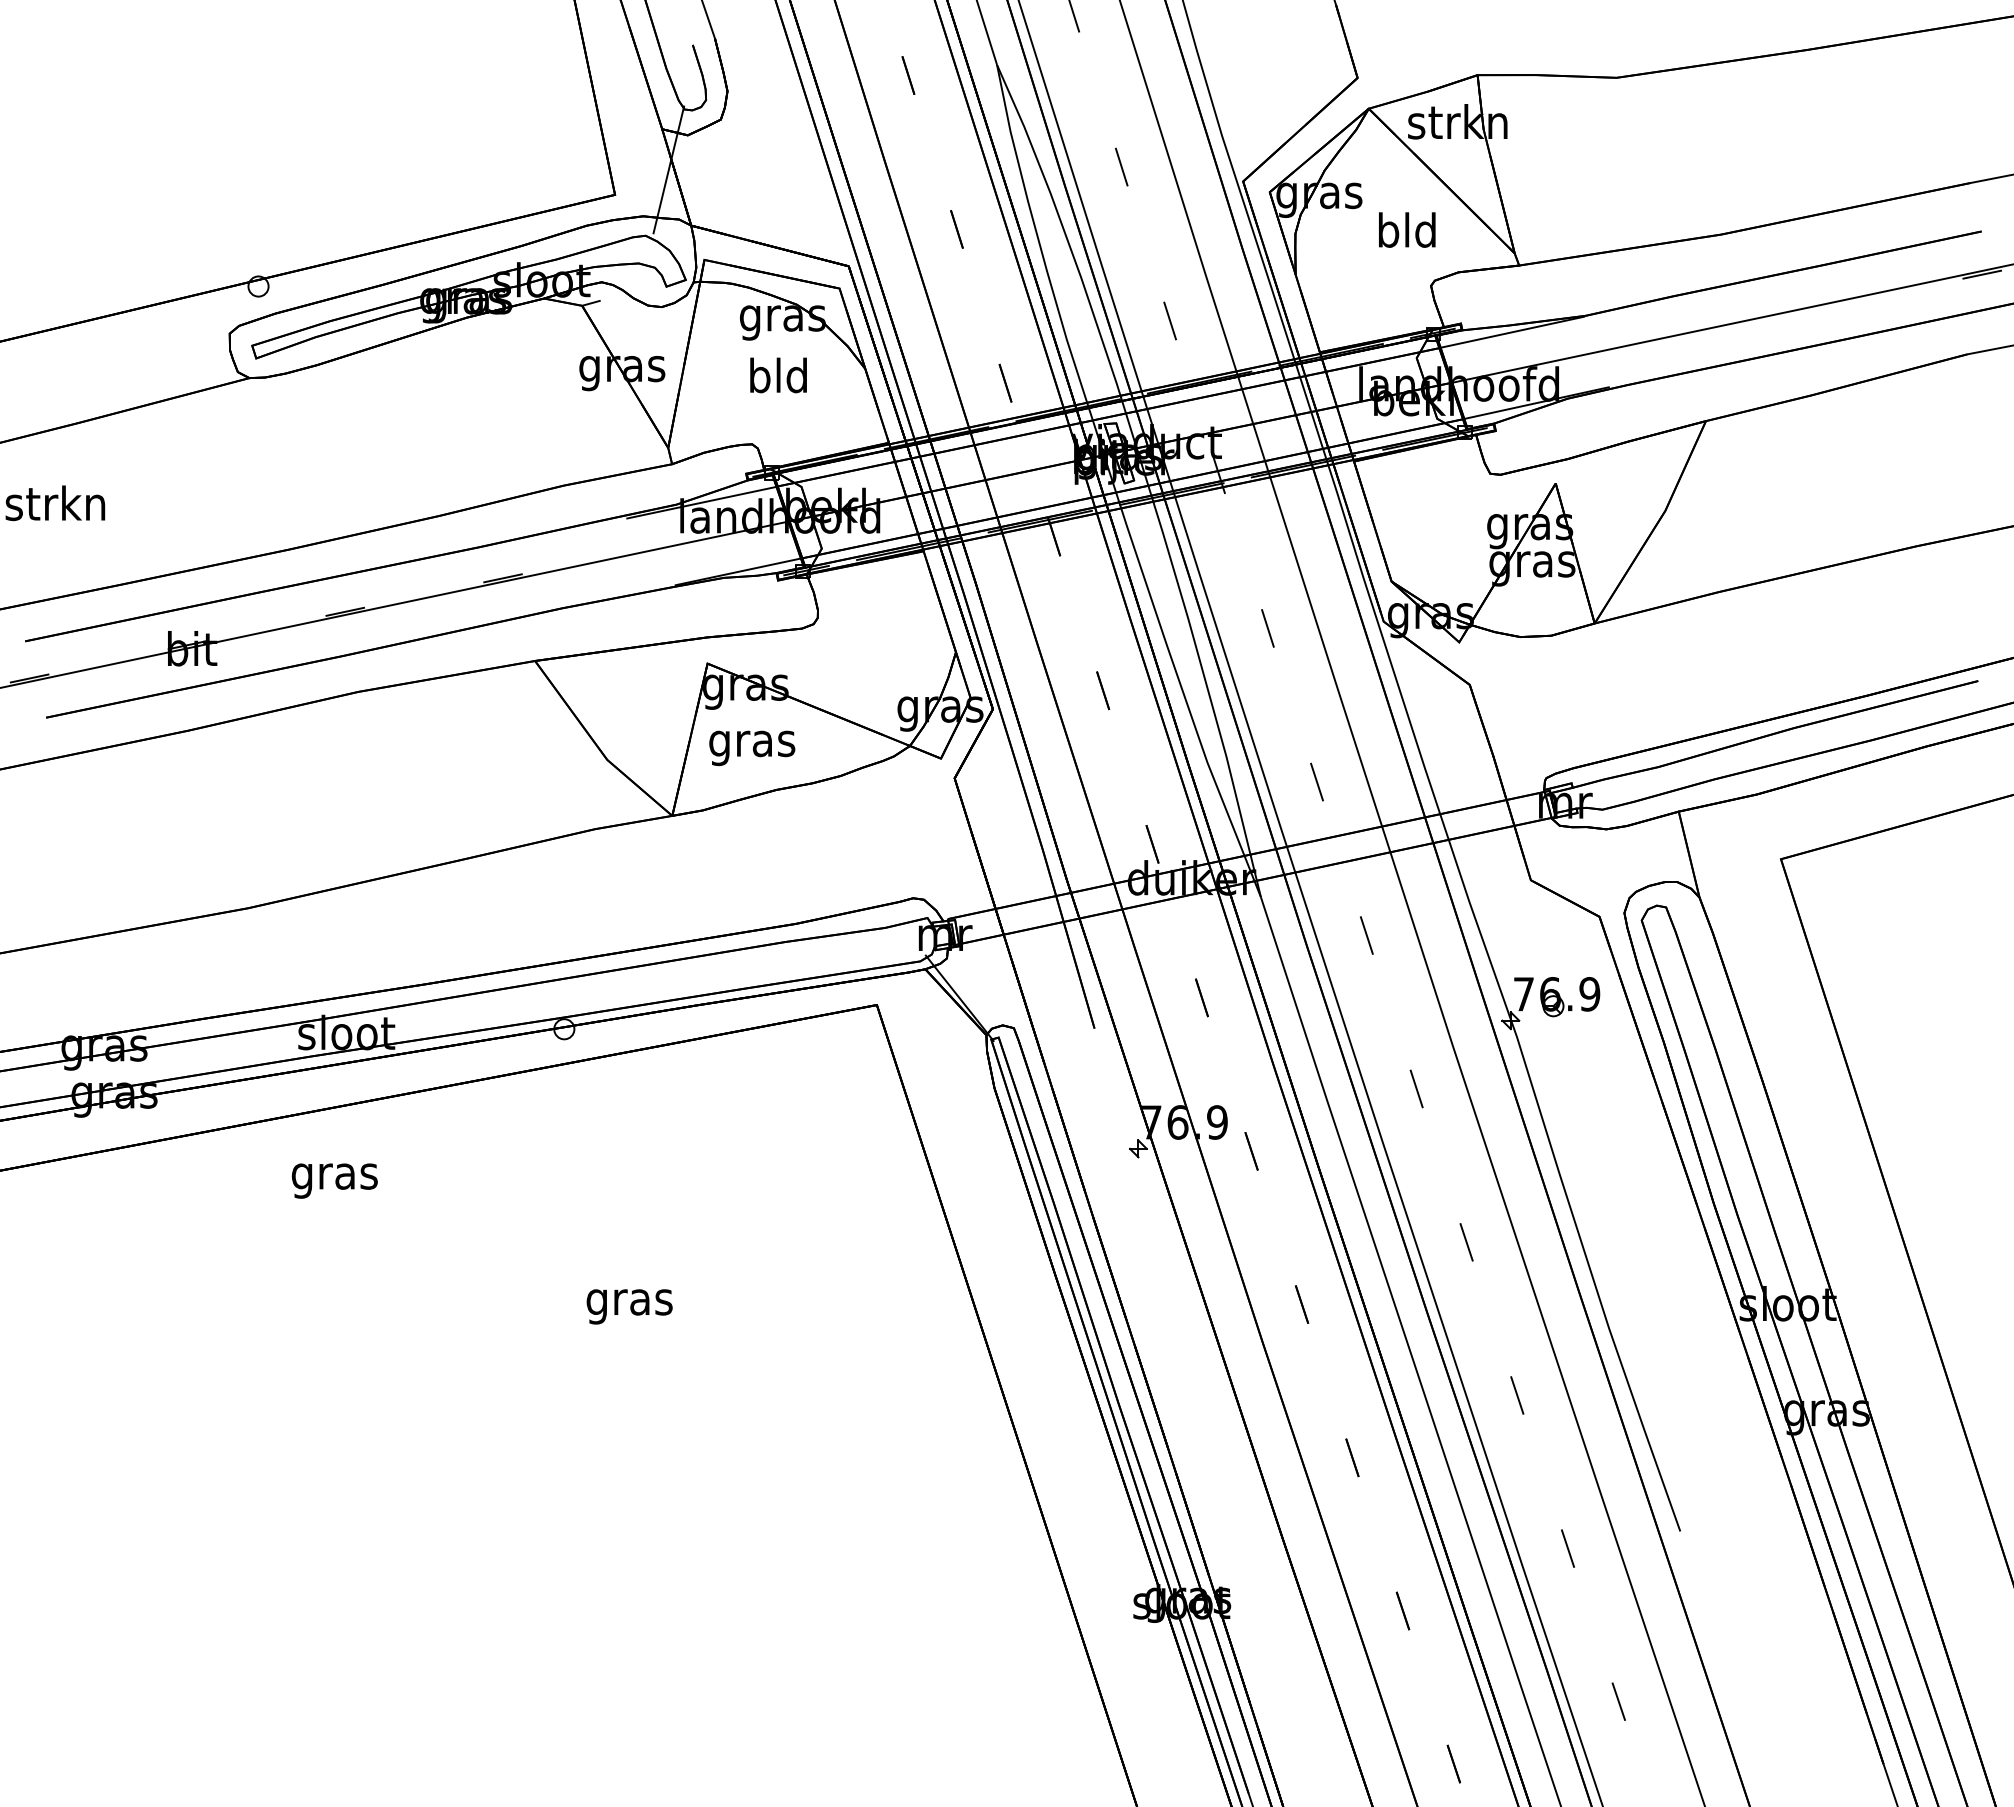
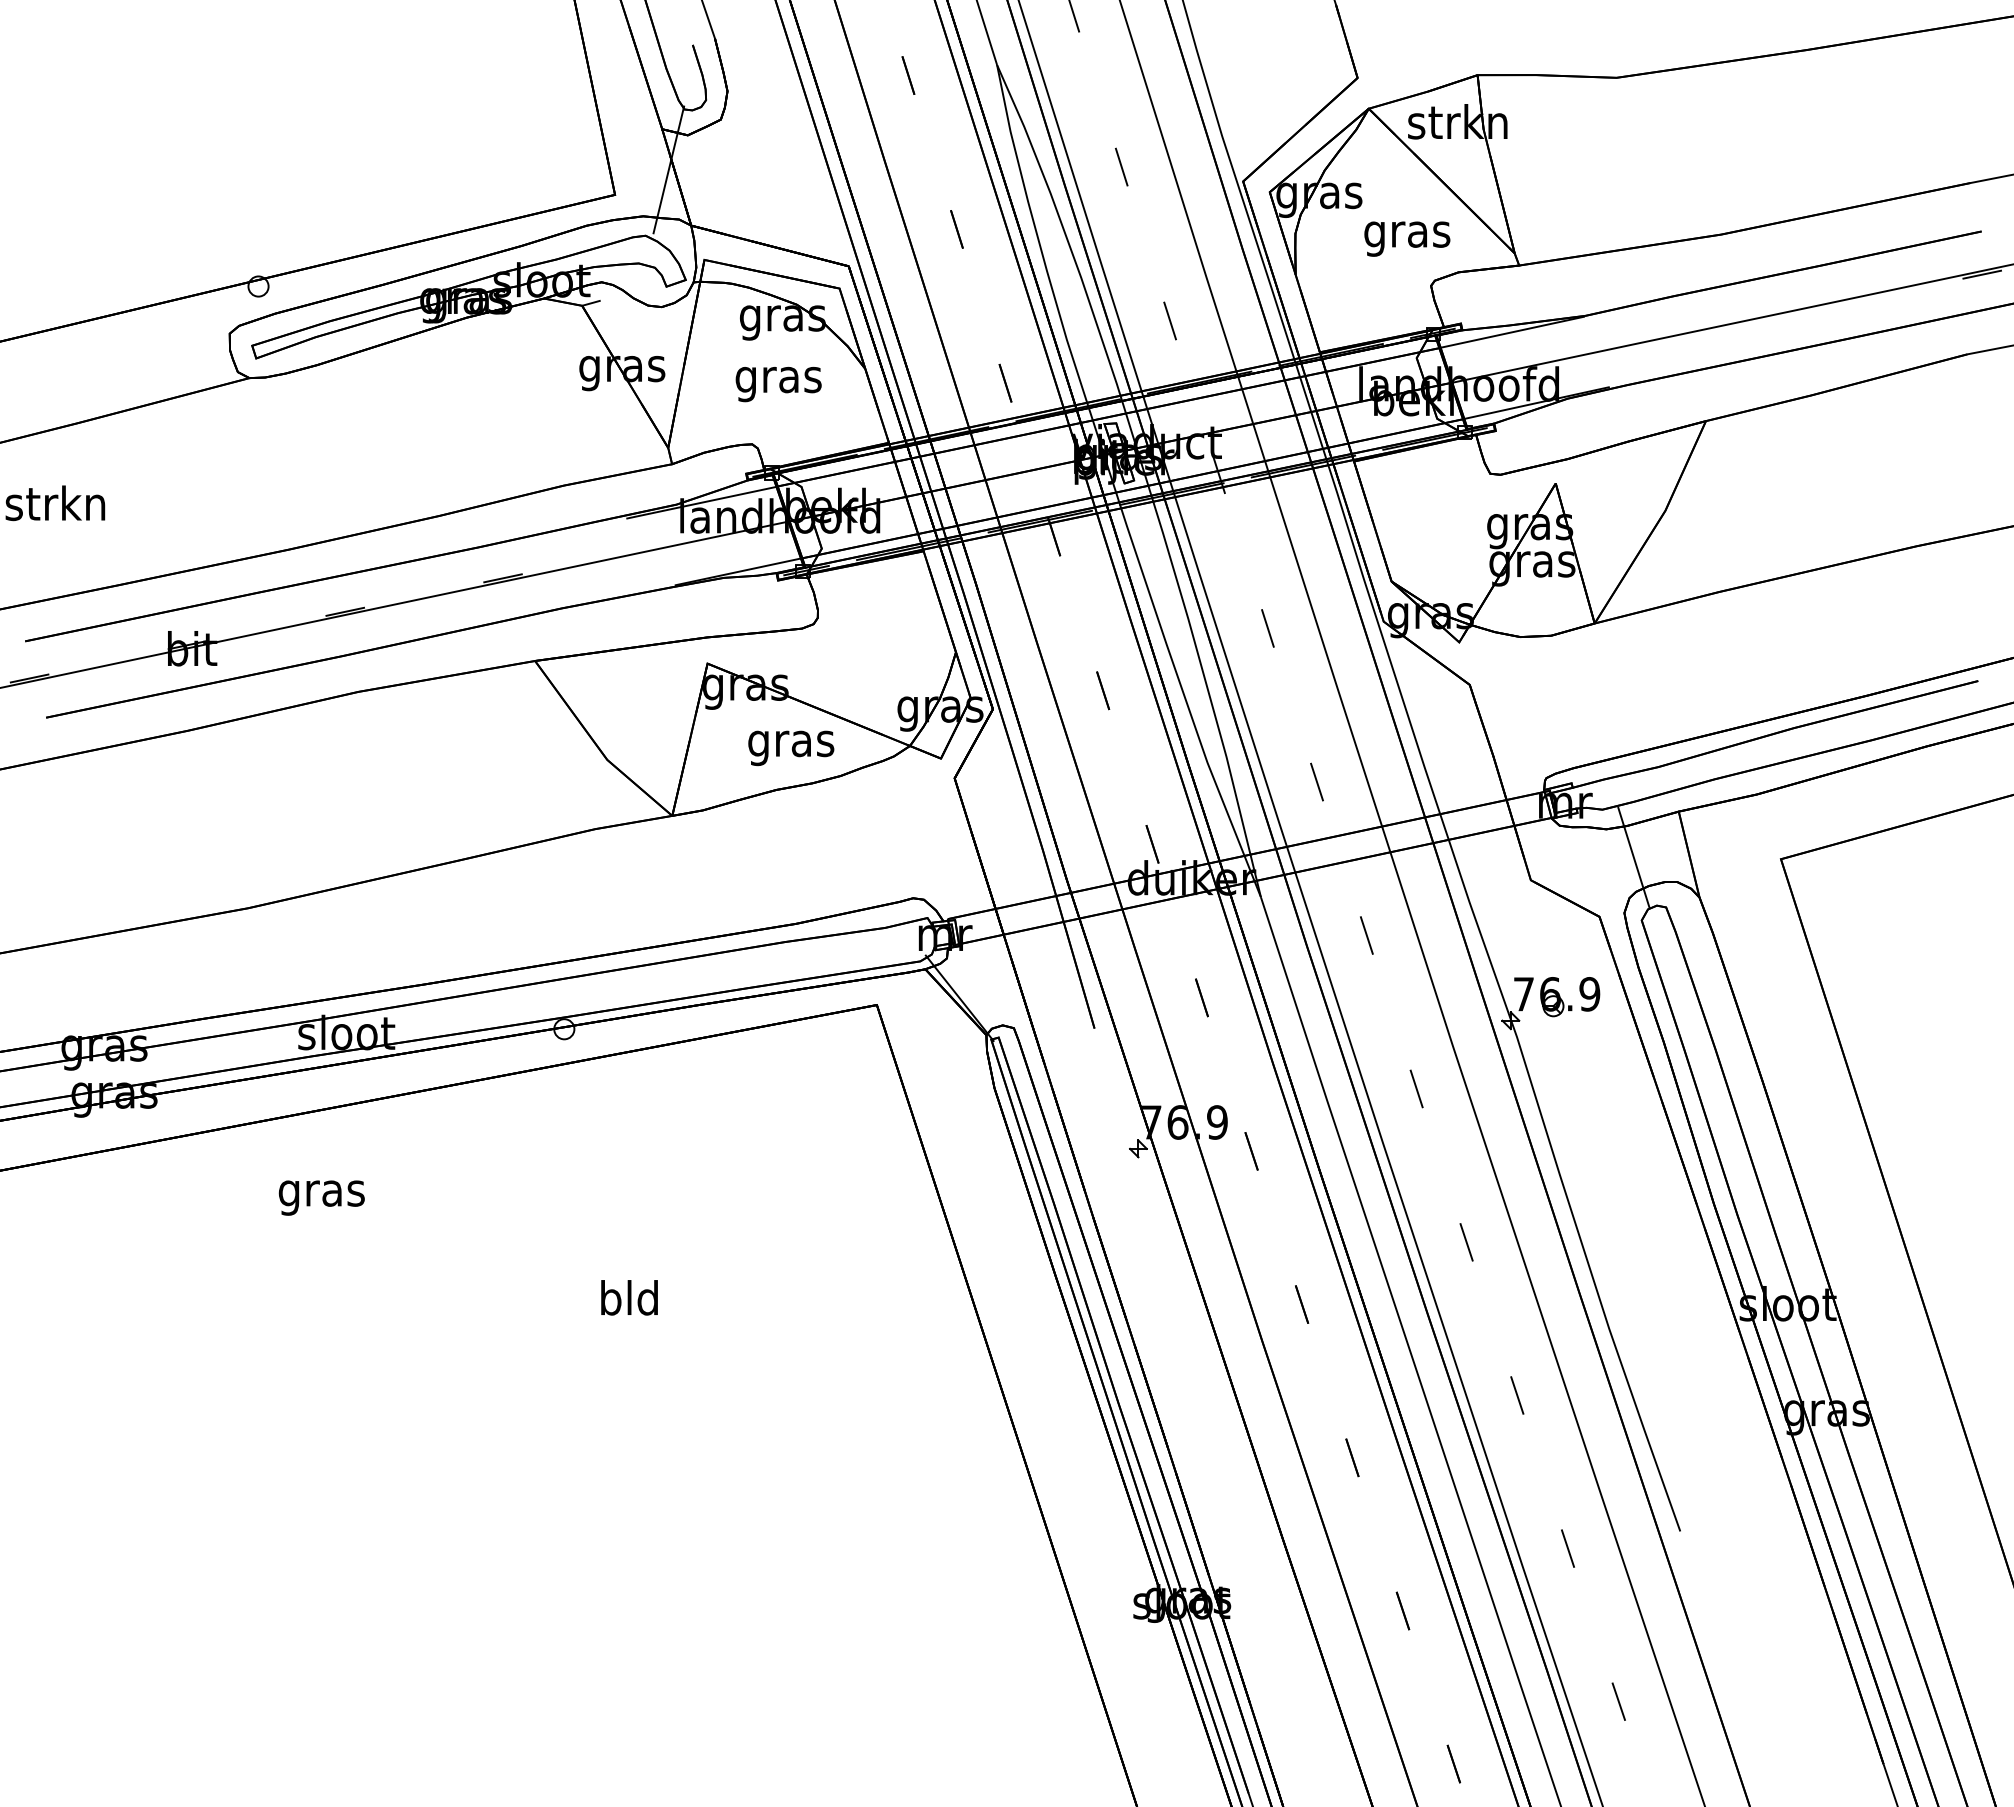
text: bld -> gras (1407, 234)
text: bld -> gras (778, 379)
text position: (752, 748) -> (791, 748) (791, 748)
line: none -> present (1633, 857)
text position: (334, 1180) -> (321, 1197) (321, 1197)
text: gras -> bld (629, 1302)
